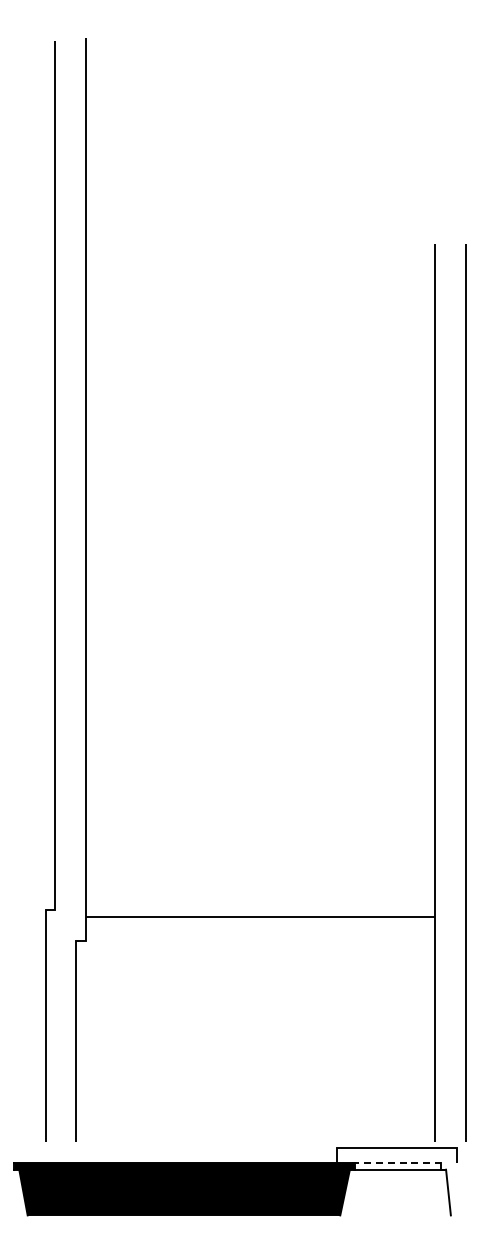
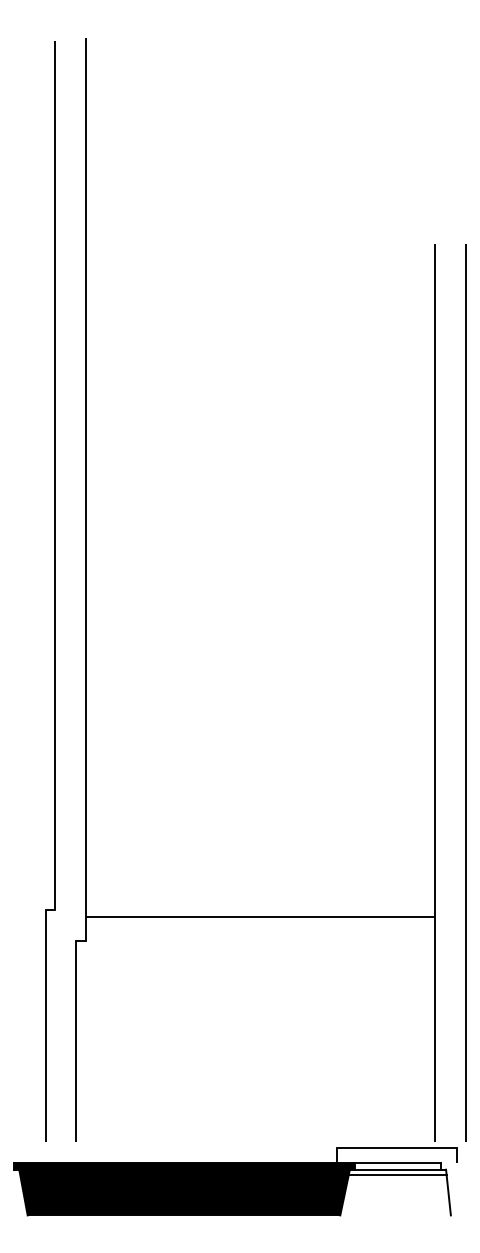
line: dashed -> solid (397, 1162)
line: none -> present (397, 1174)
